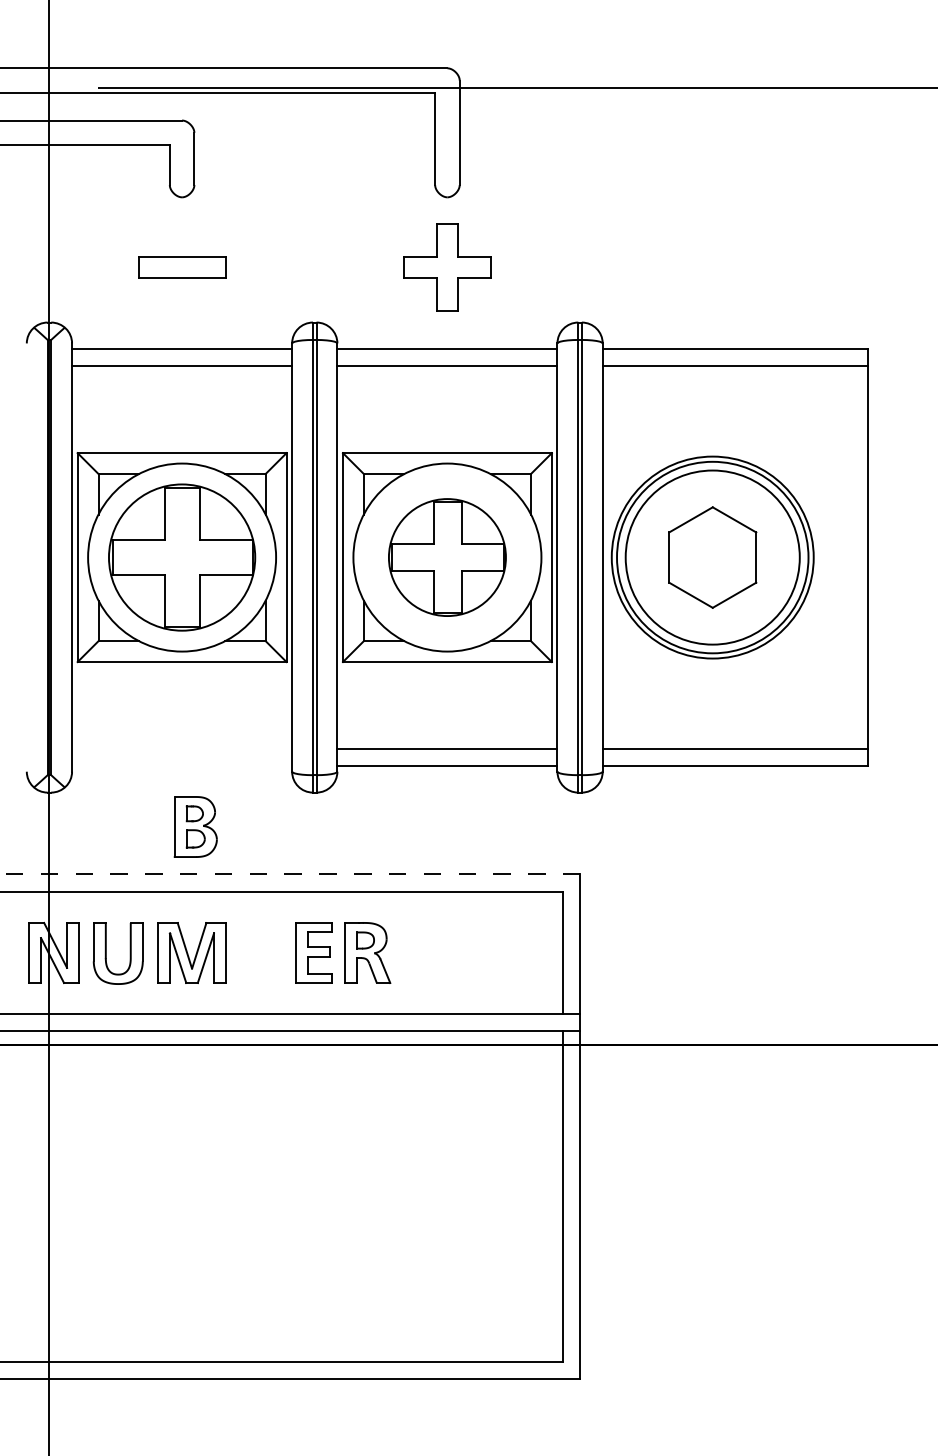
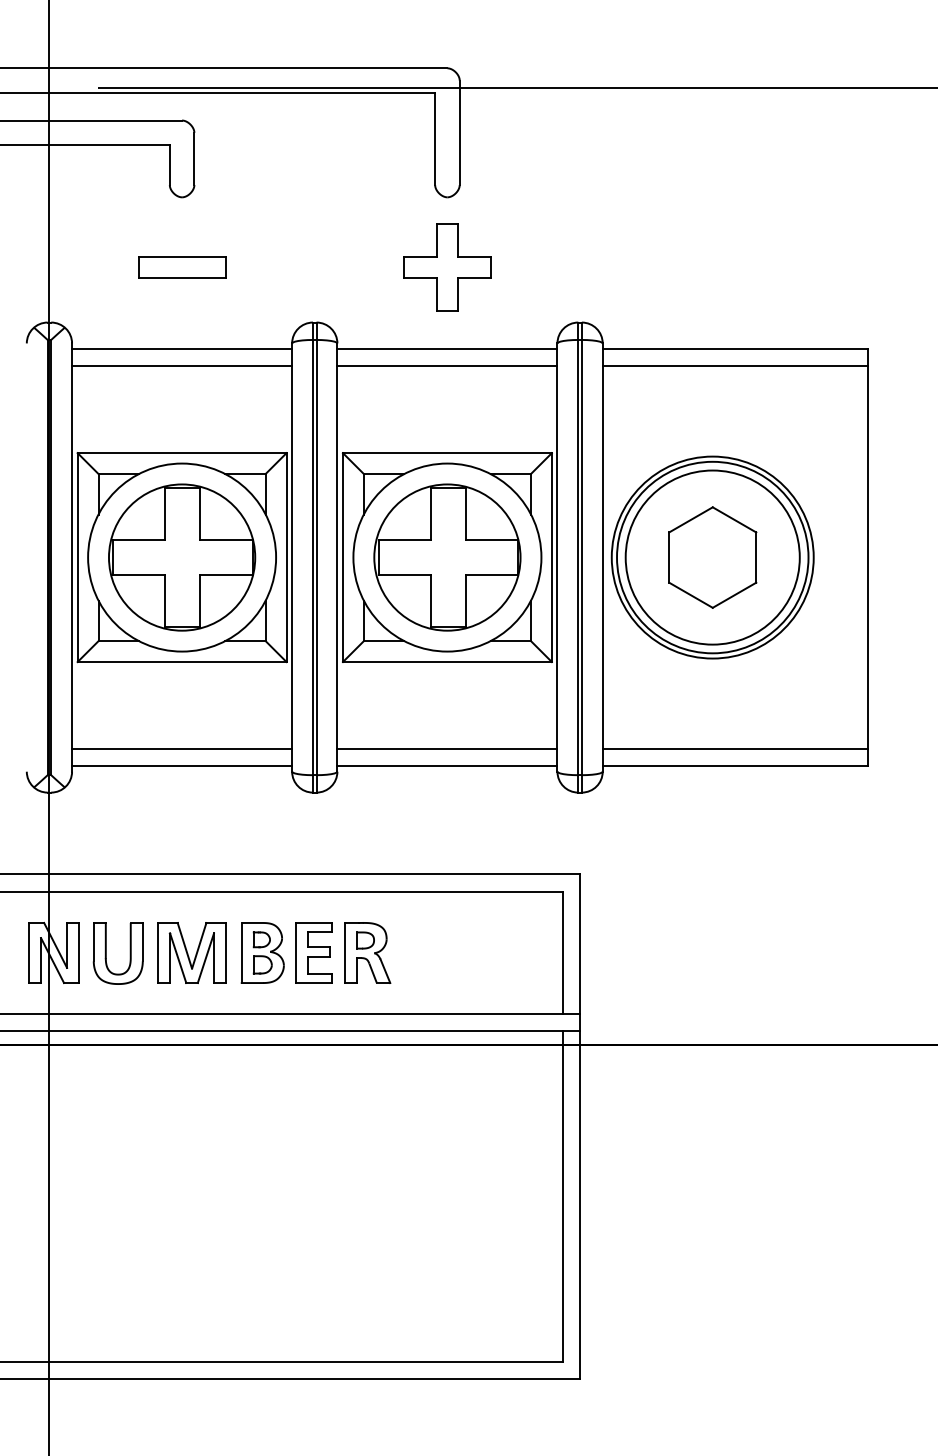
part size: 119x119 px -> 149x149 px (447, 557)
line: none -> present (182, 749)
line: none -> present (182, 766)
part position: (195, 826) -> (262, 952) (262, 952)
line: dashed -> solid (290, 874)
